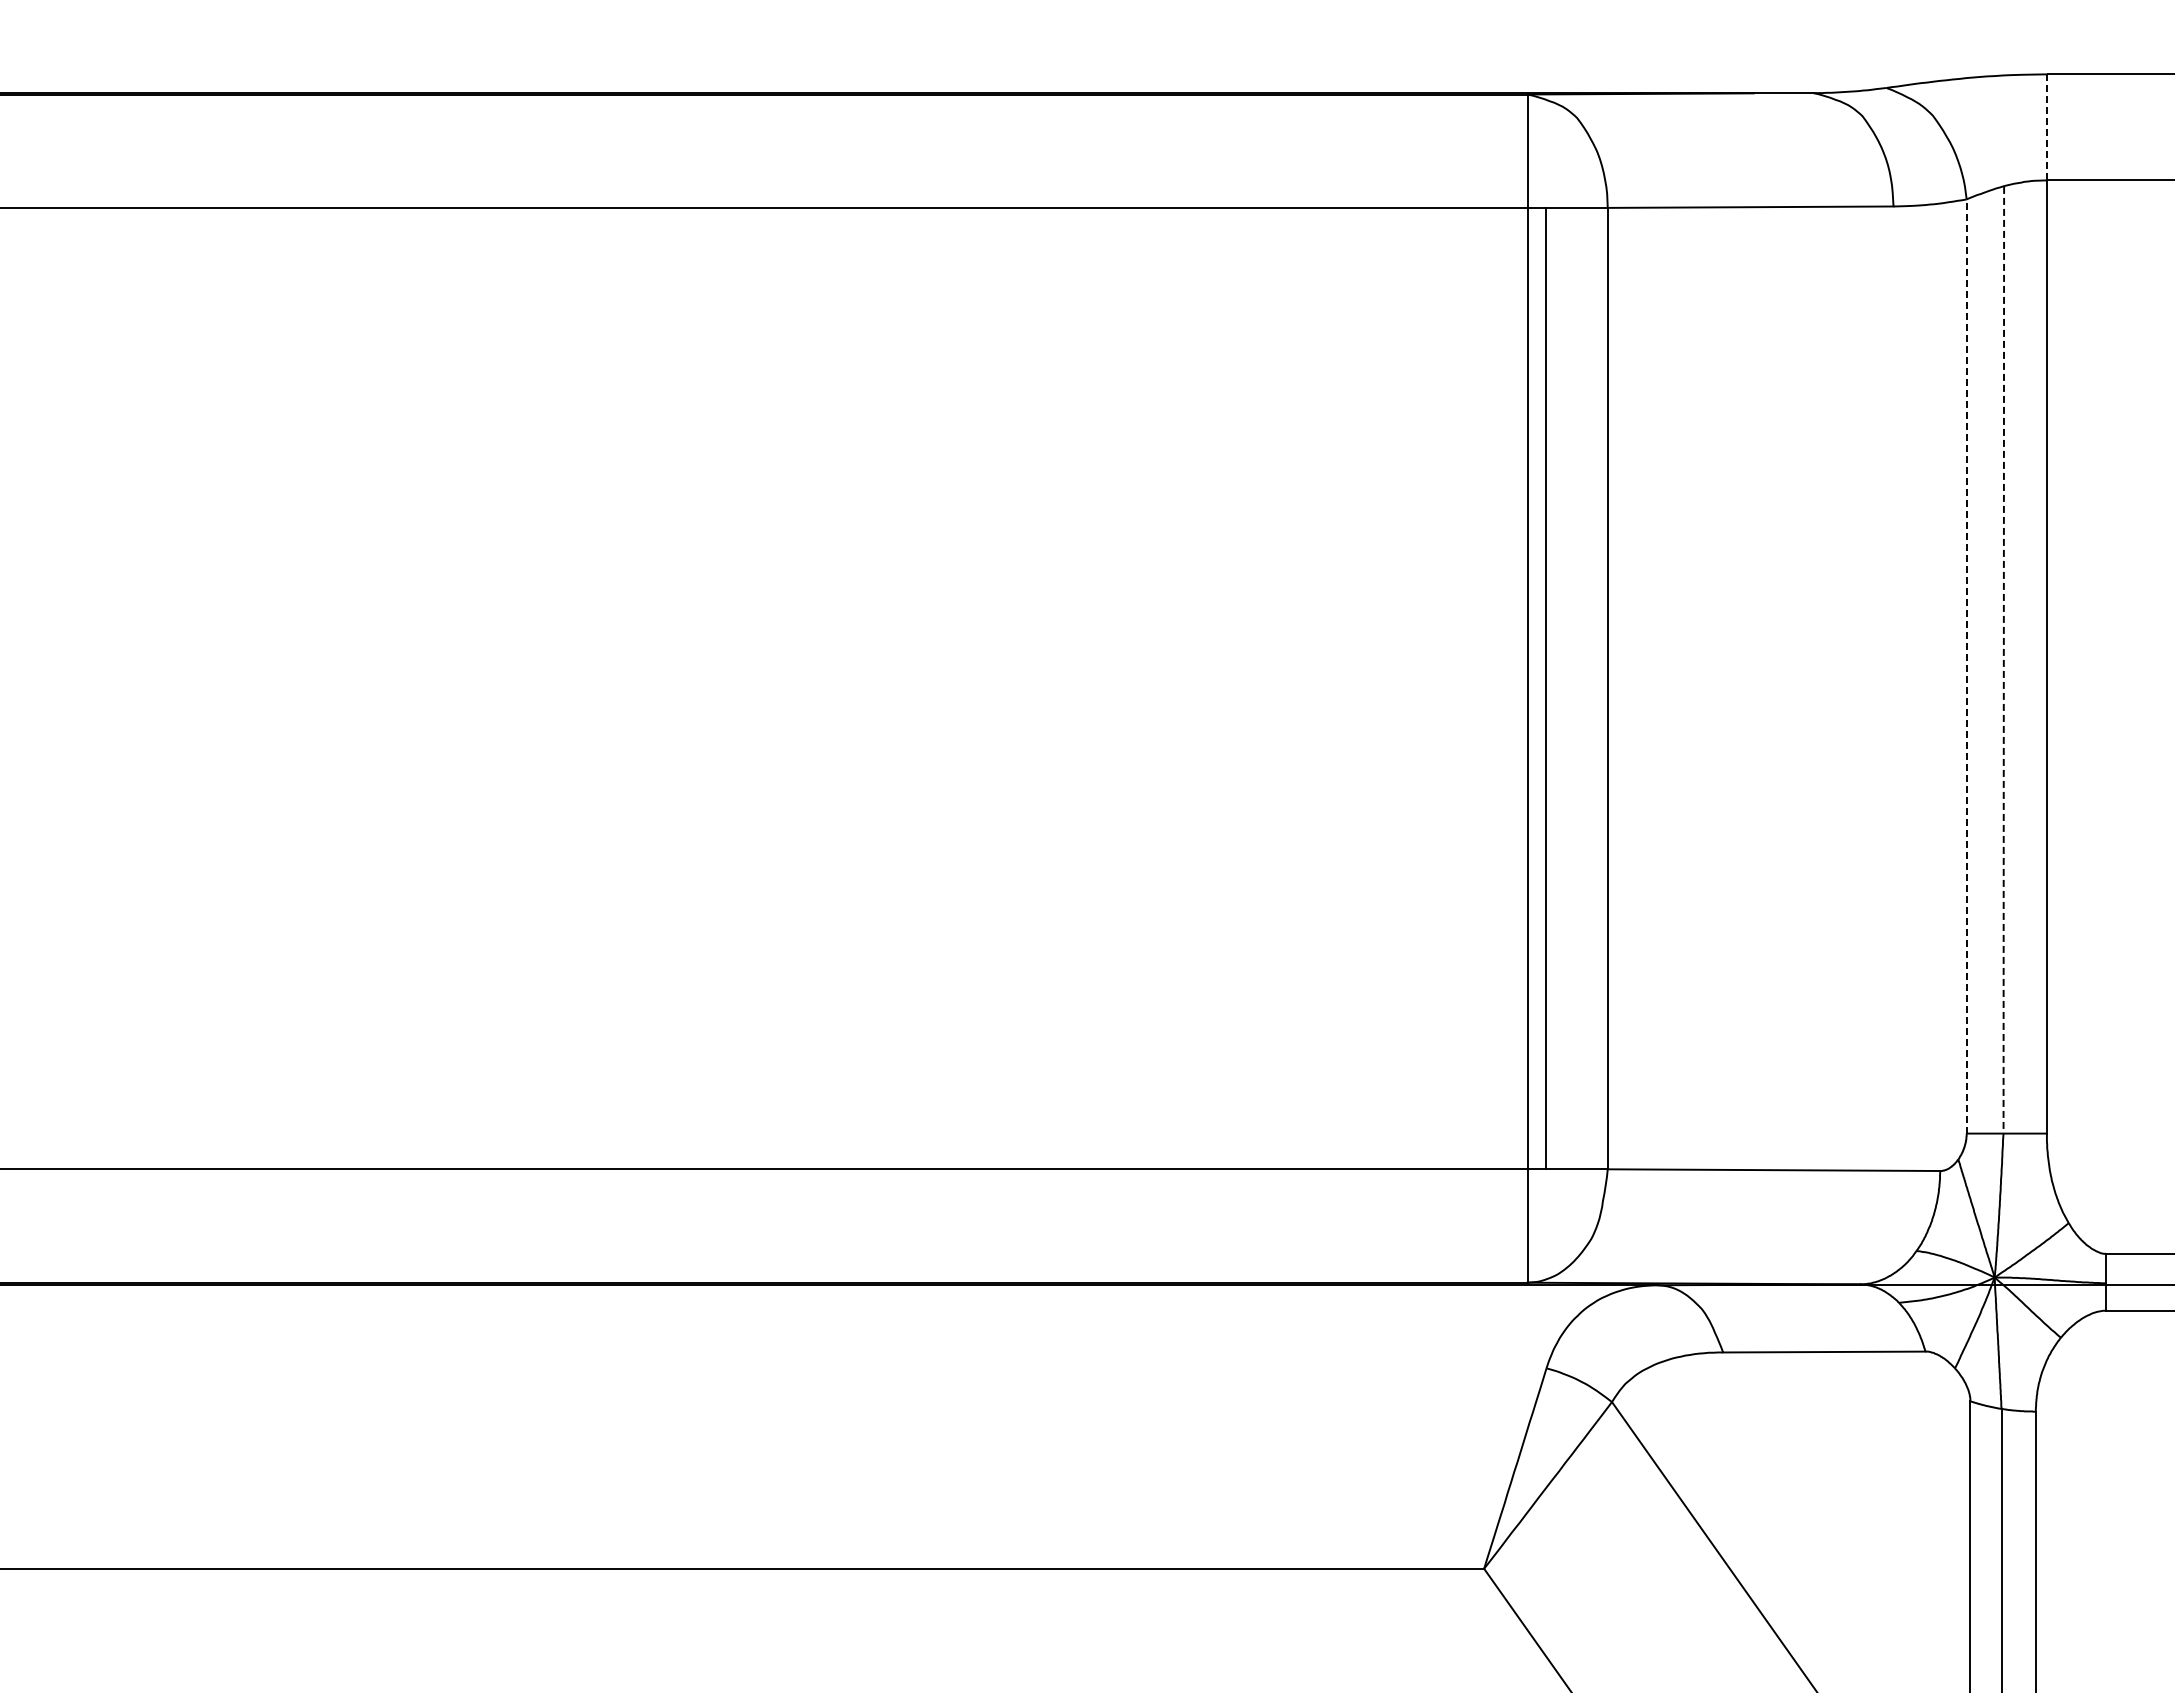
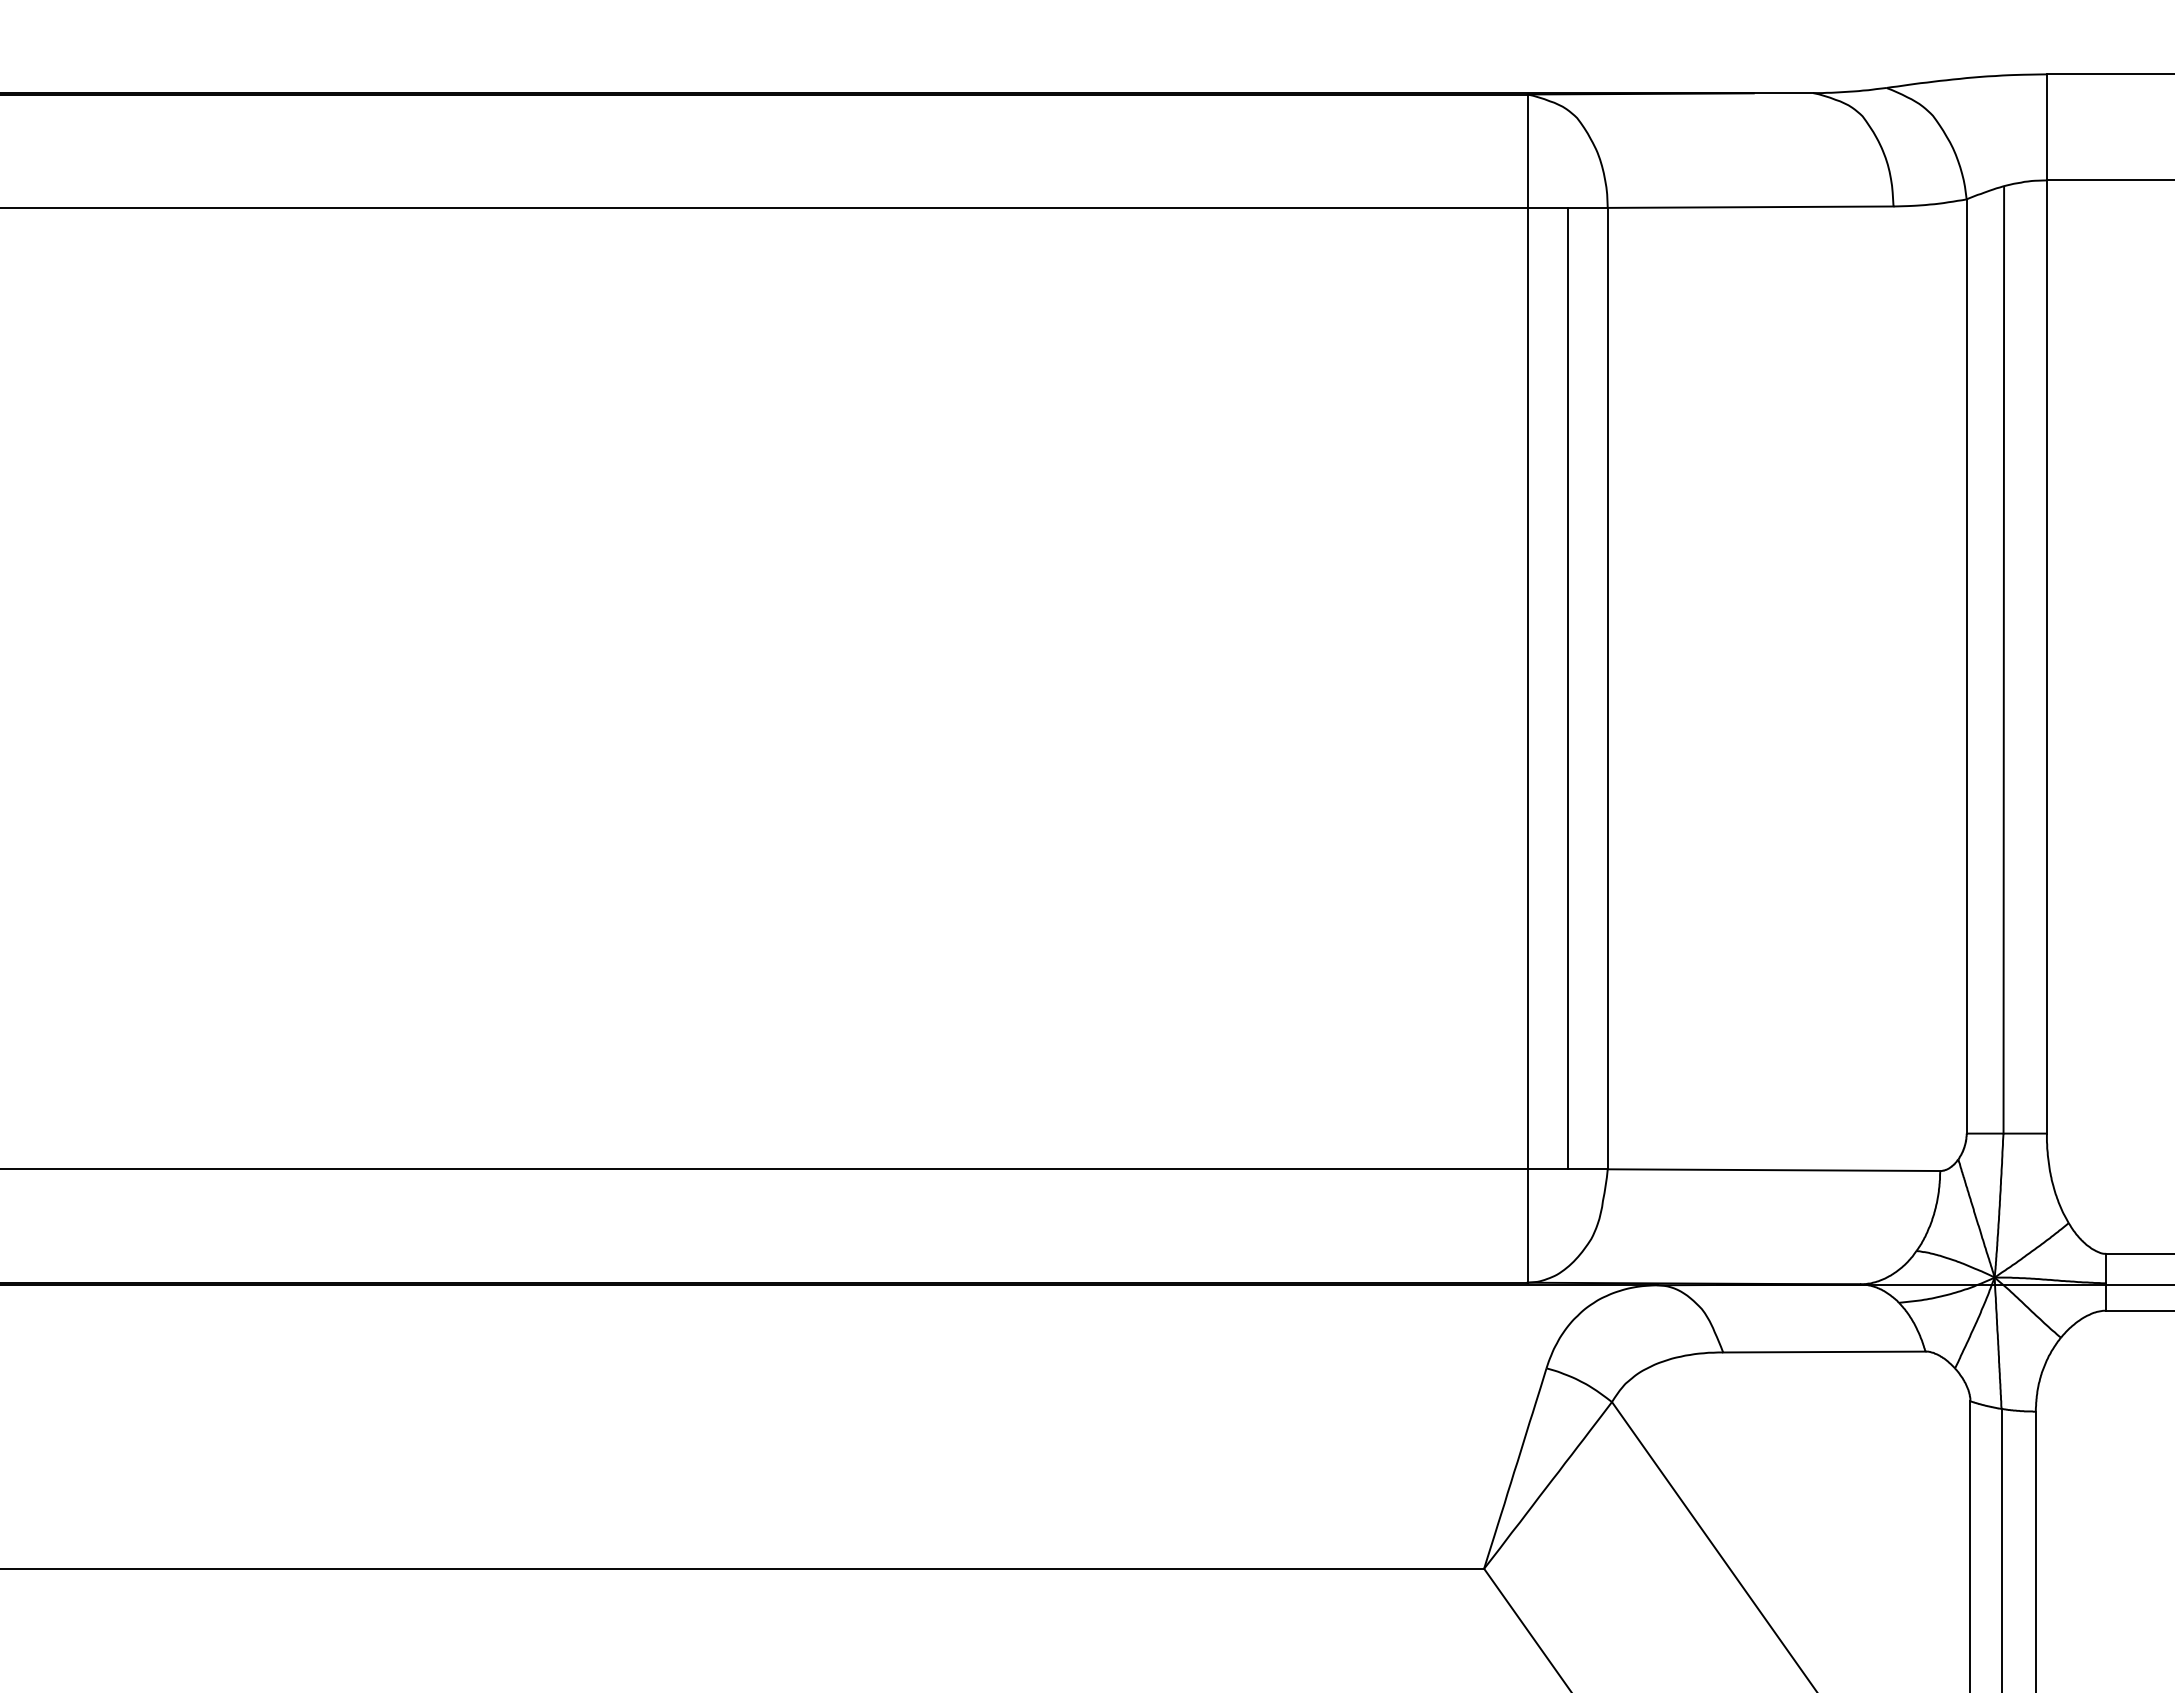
line: dashed -> solid (2046, 127)
line: dashed -> solid (2003, 660)
line: dashed -> solid (1966, 666)
line position: (1545, 688) -> (1567, 688) (1567, 688)
